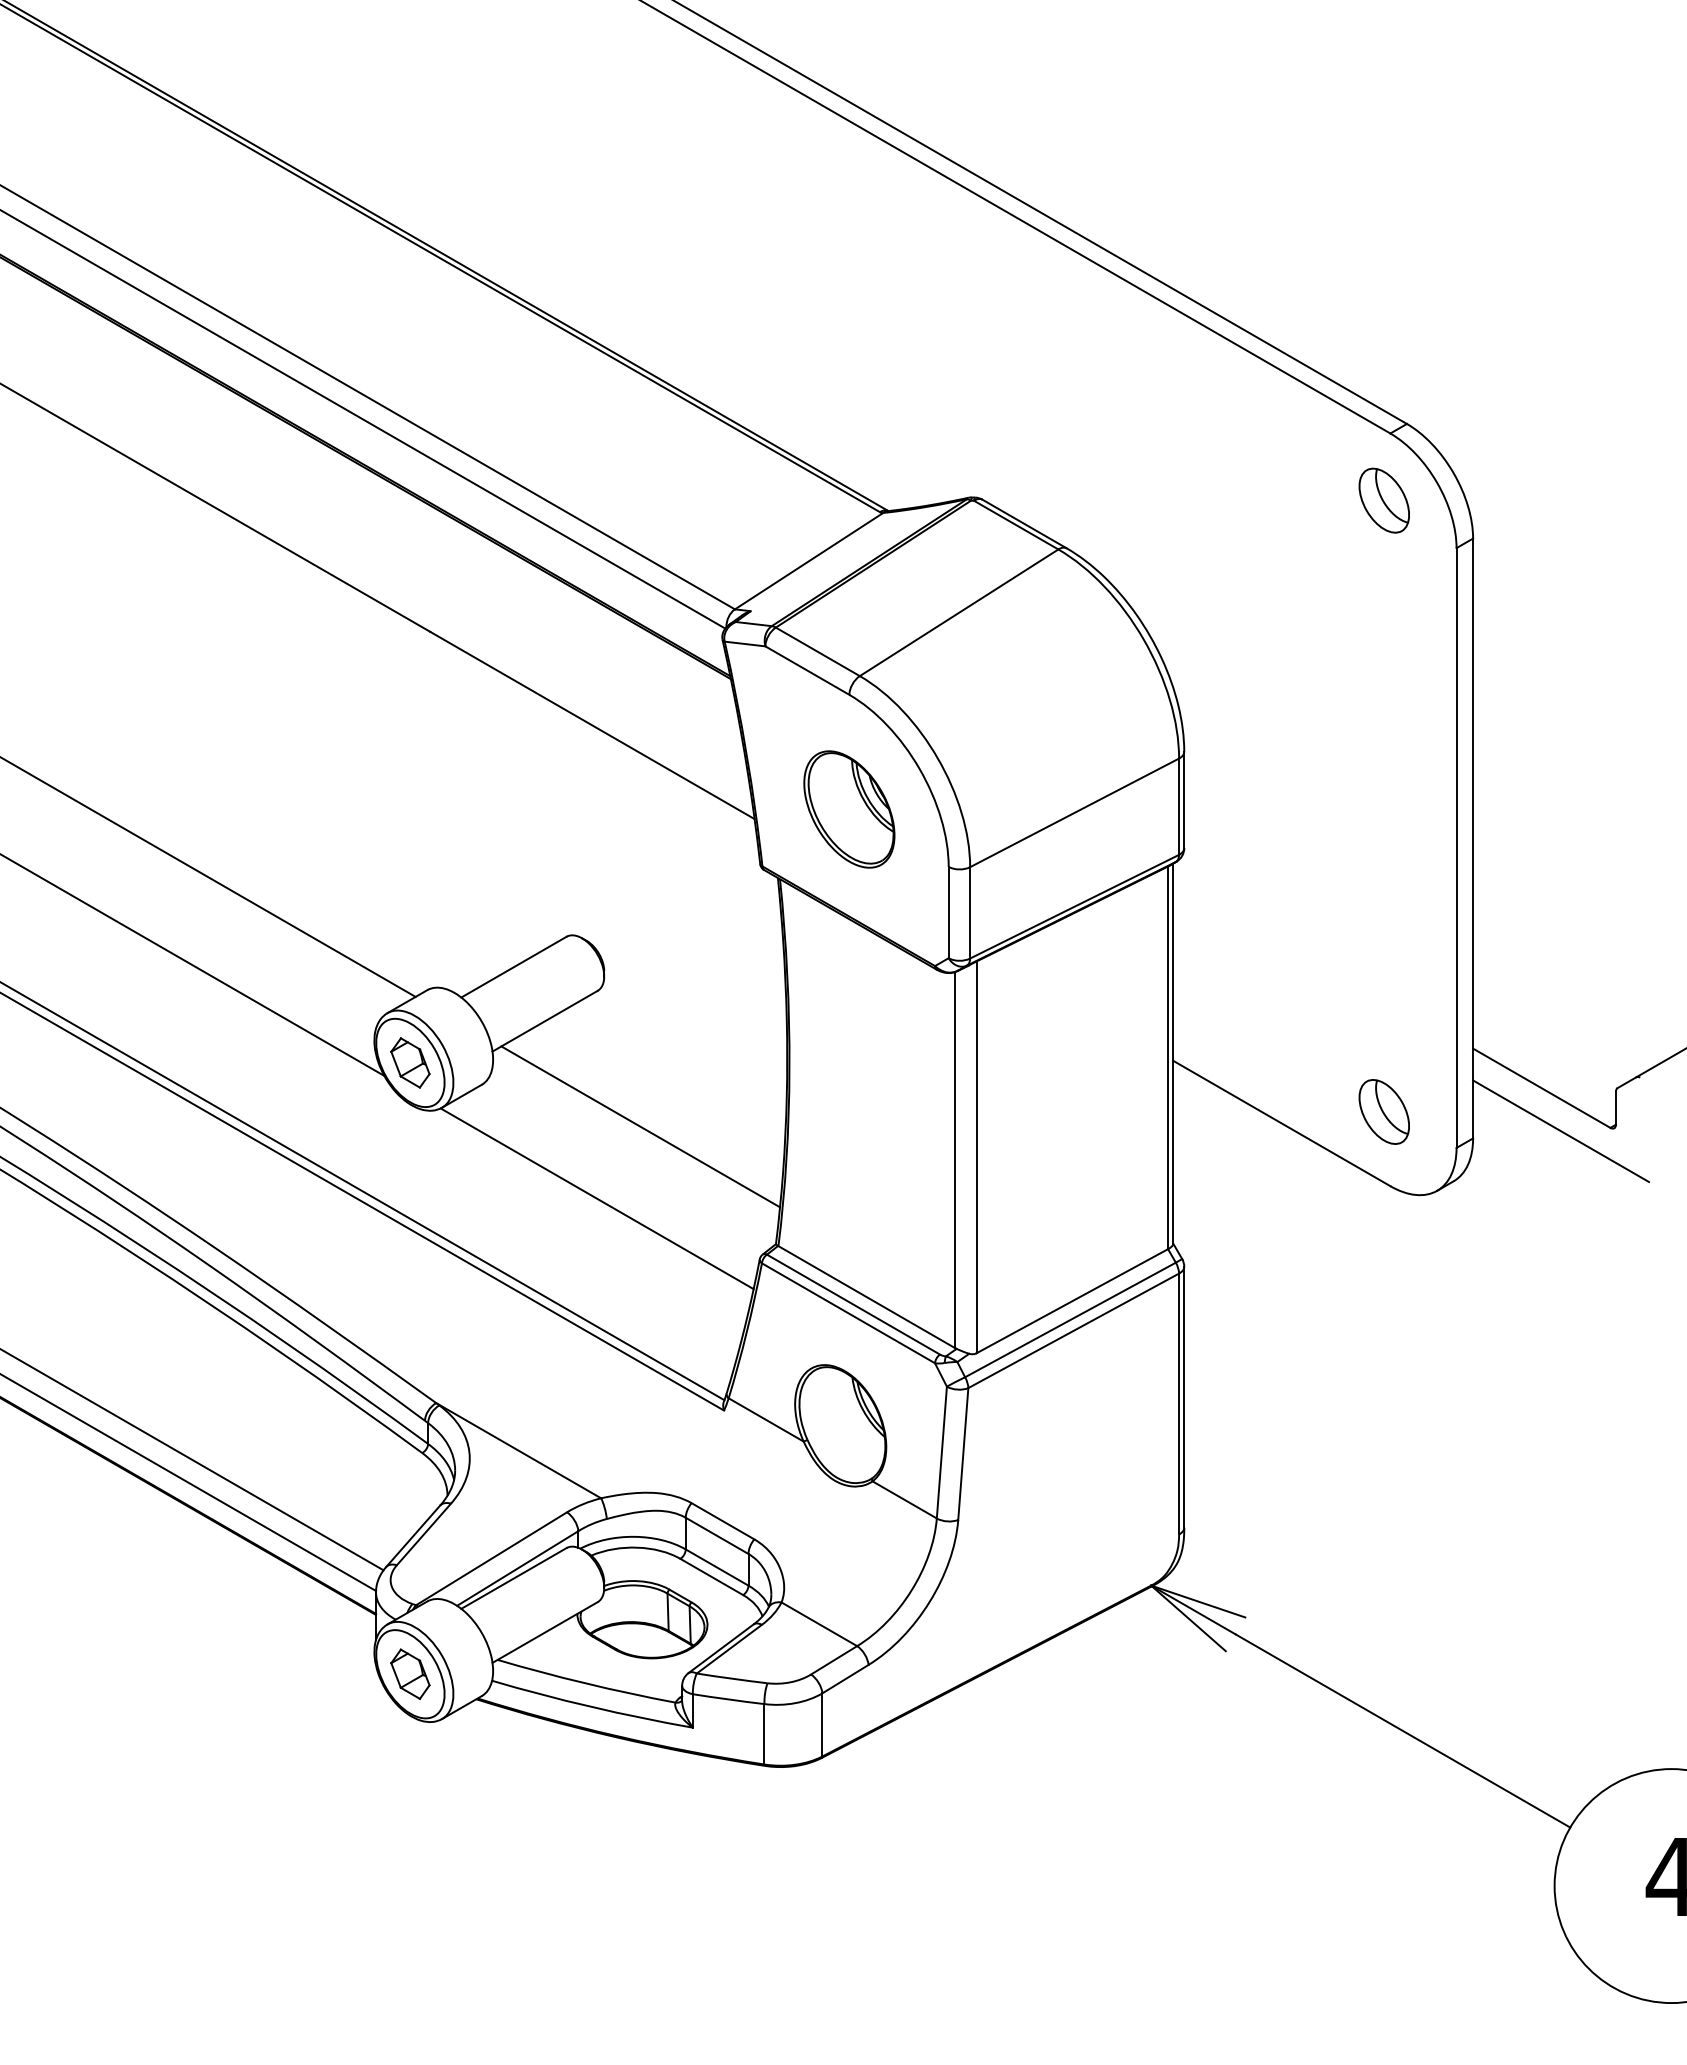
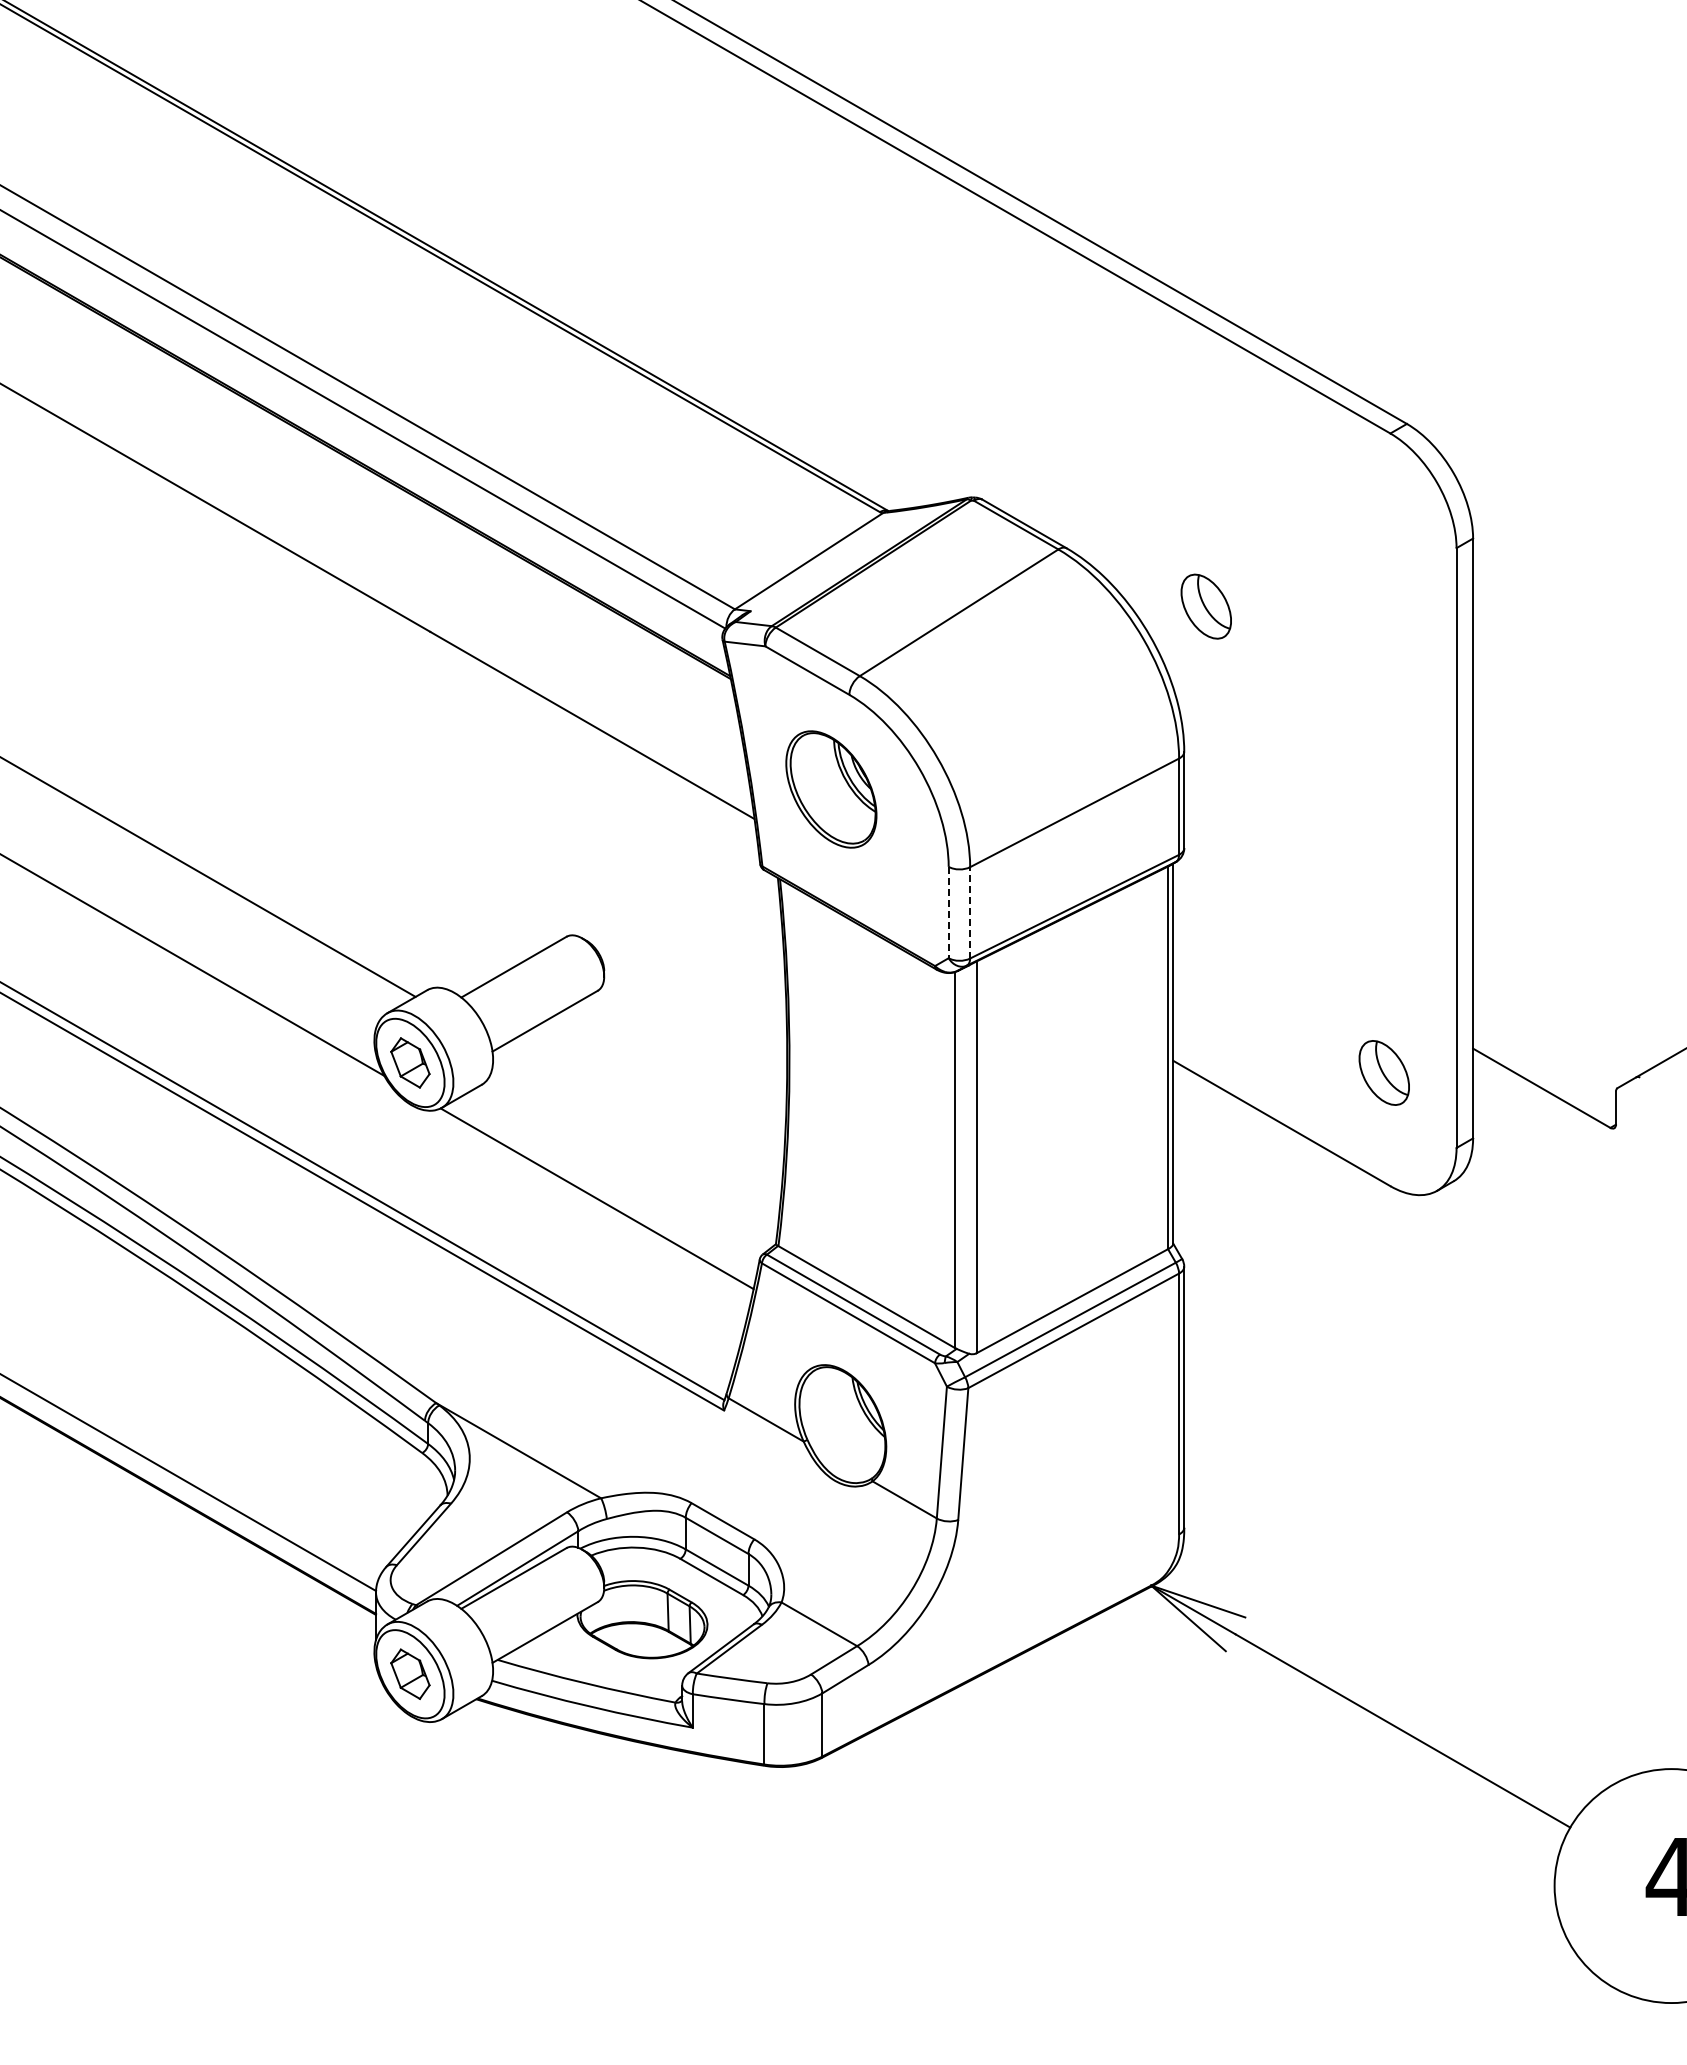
part position: (1383, 500) -> (1205, 606) (1205, 606)
part position: (849, 809) -> (831, 789) (831, 789)
line: solid -> dashed (948, 912)
line: solid -> dashed (970, 912)
part position: (1383, 1111) -> (1383, 1072) (1383, 1072)
line: present -> none (640, 1126)
line: present -> none (1561, 1131)
line: present -> none (192, 1460)
